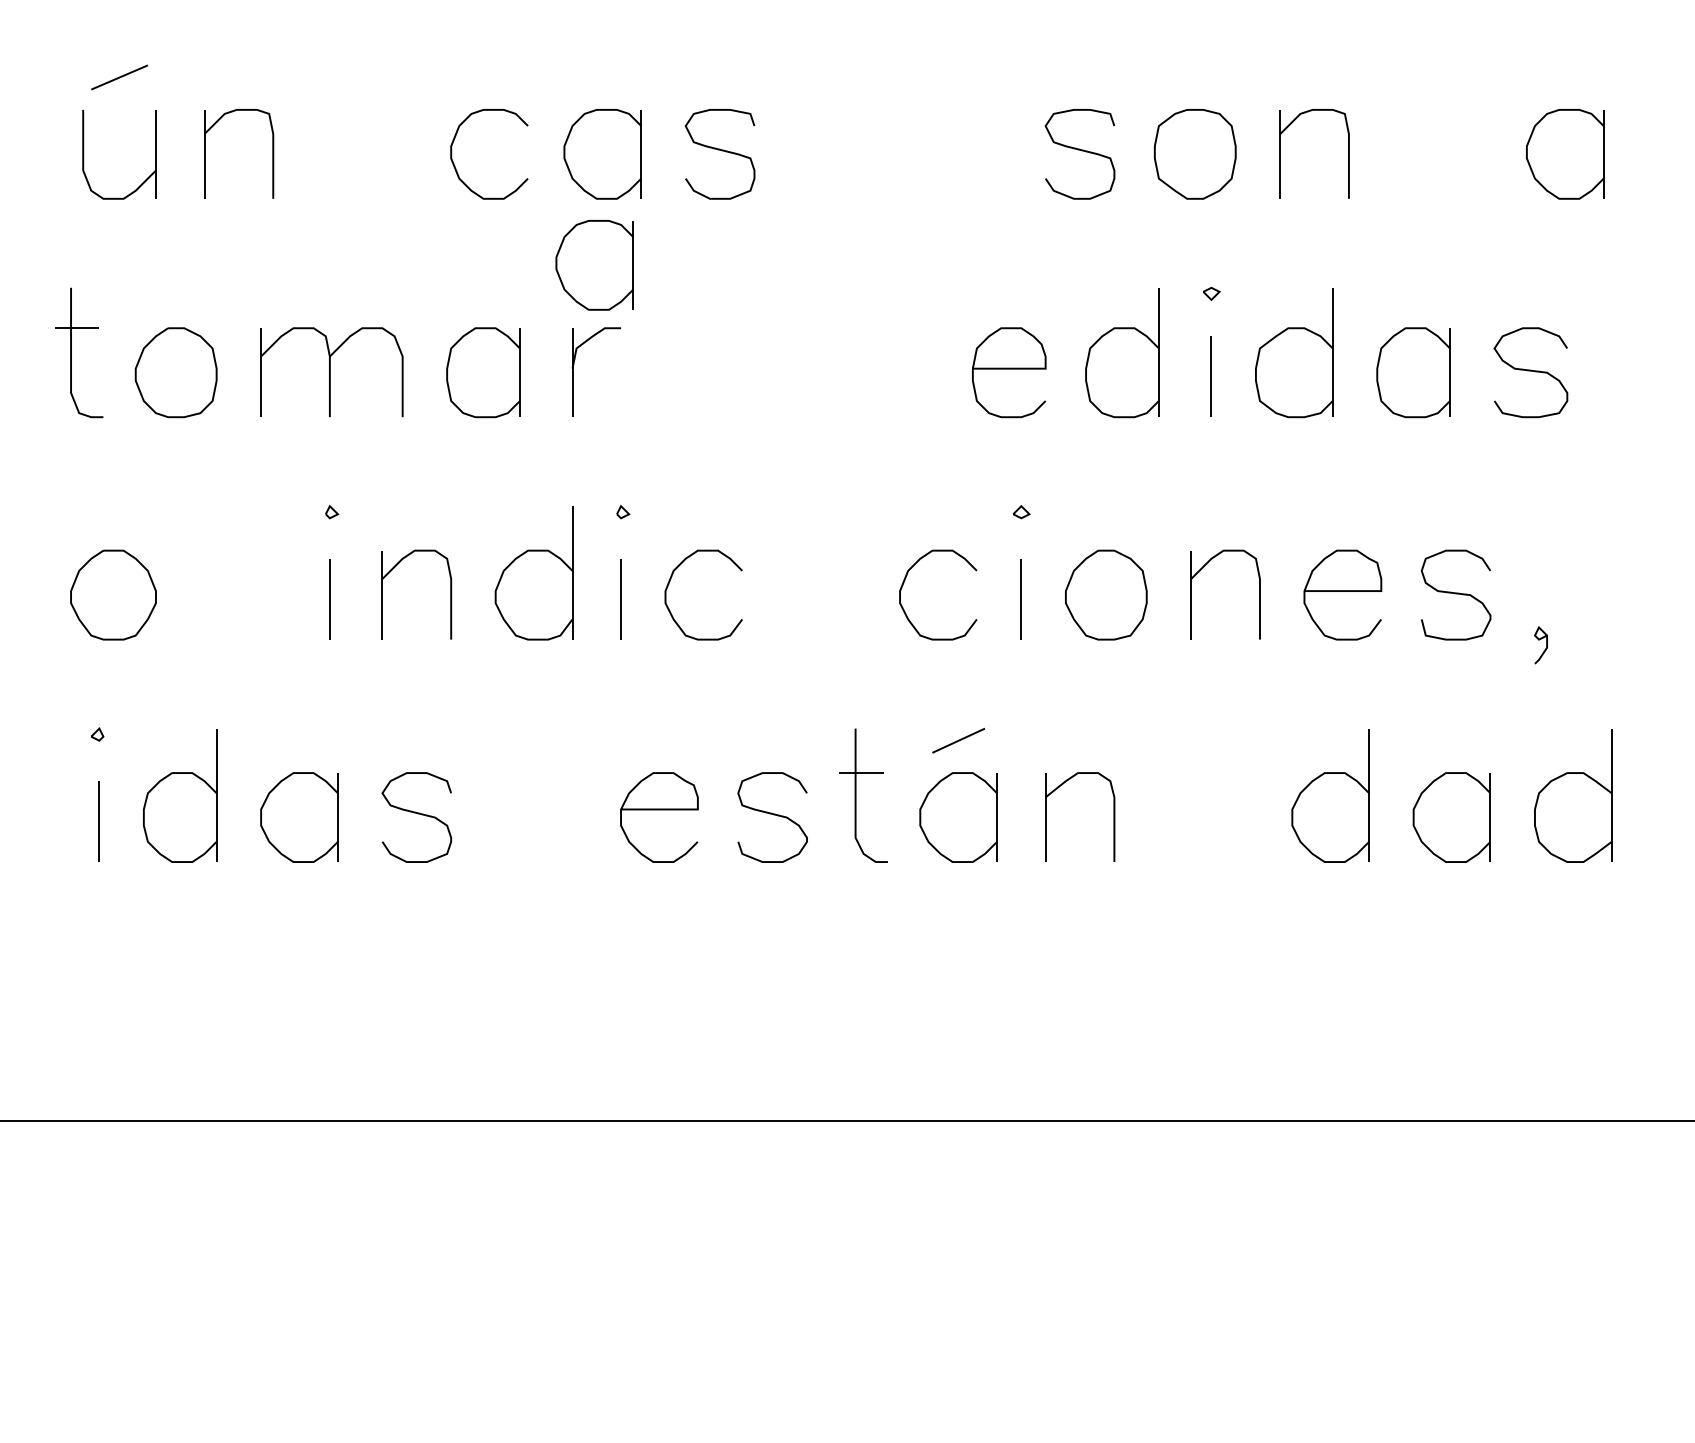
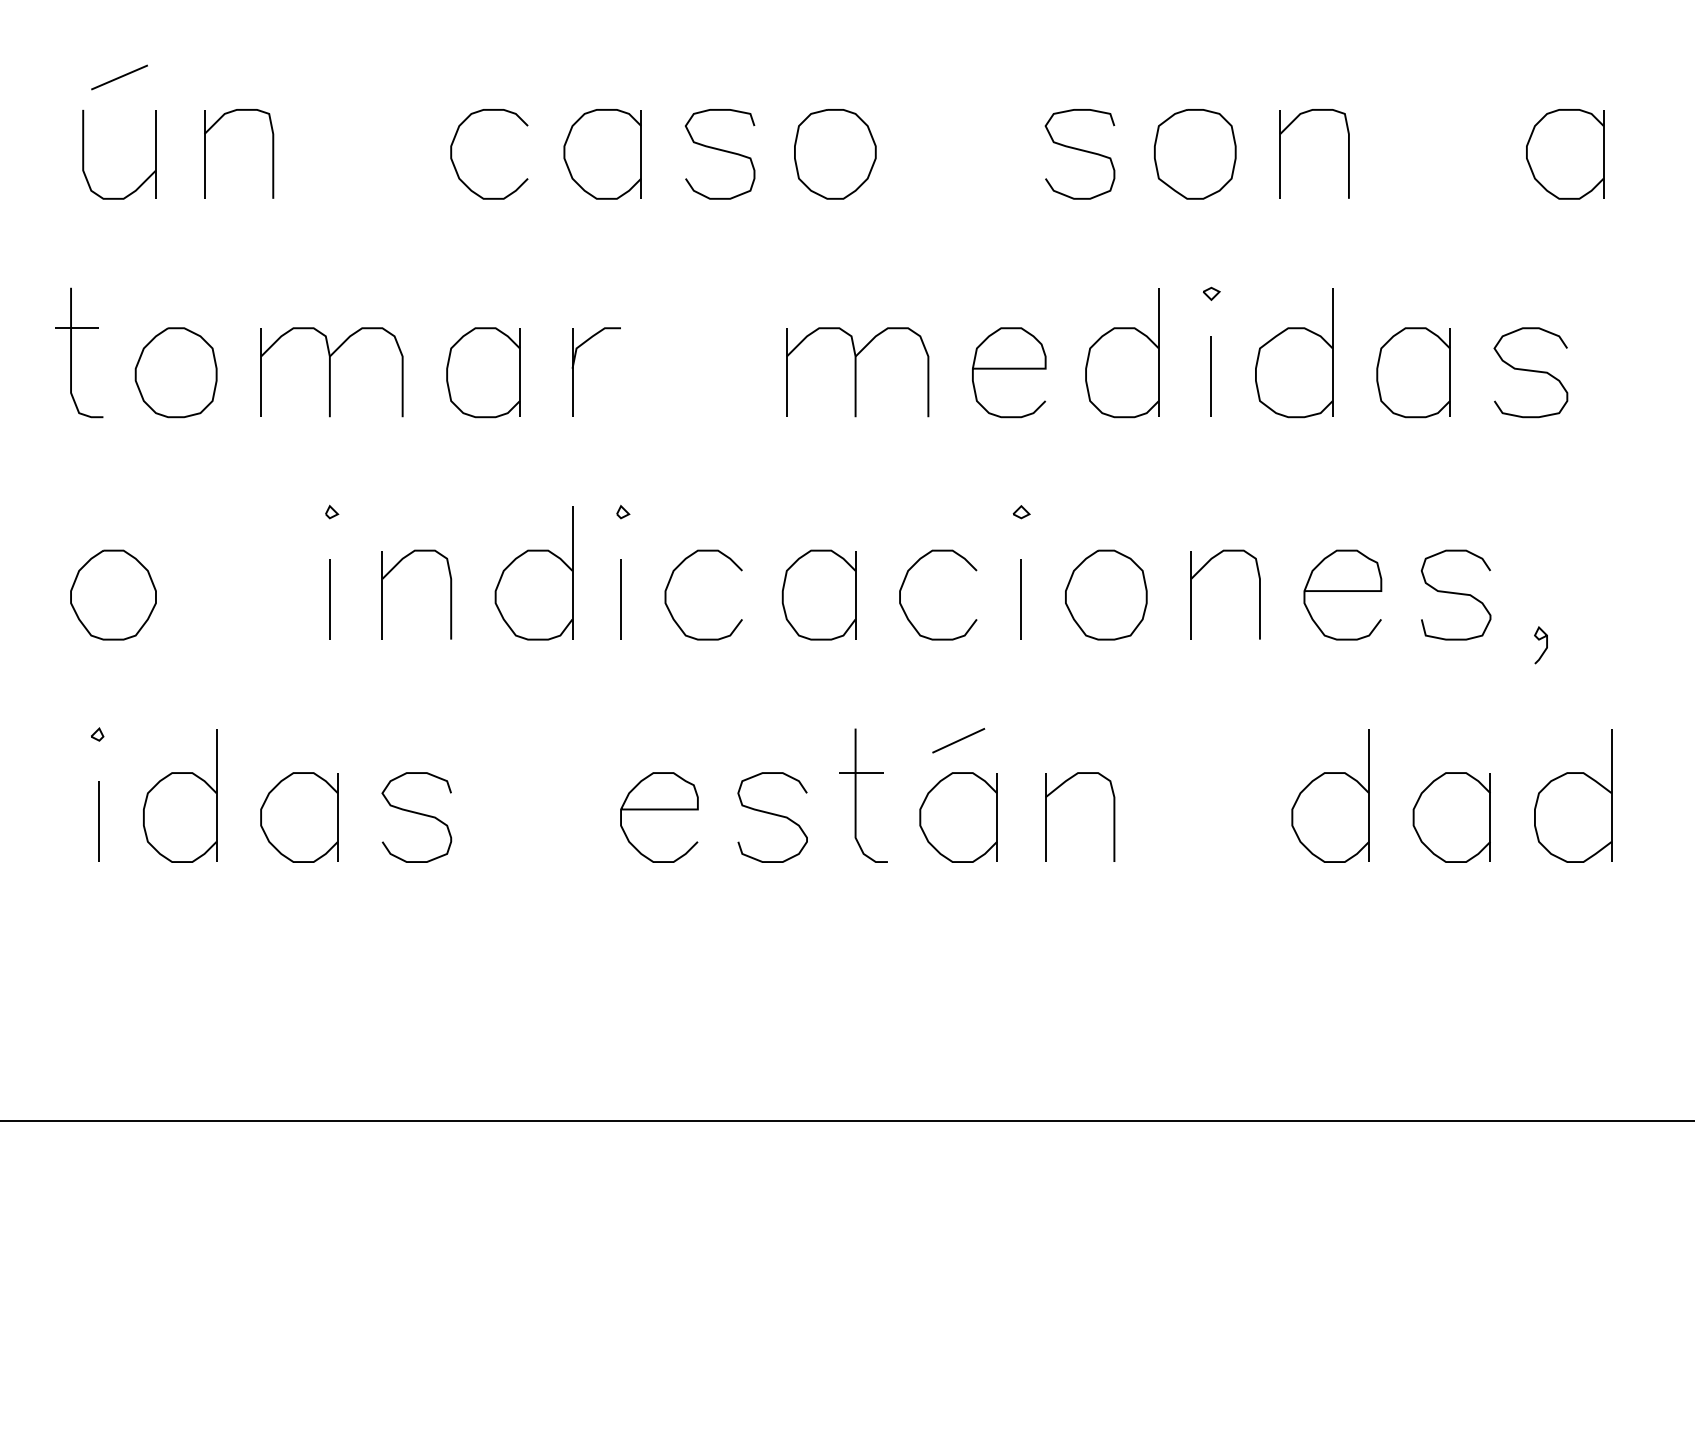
part: none -> present (835, 154)
part: present -> none (594, 265)
part: none -> present (857, 372)
part: none -> present (818, 594)
